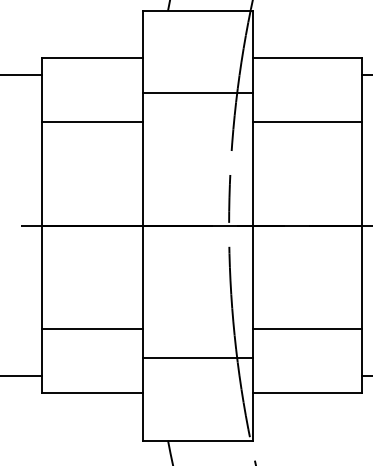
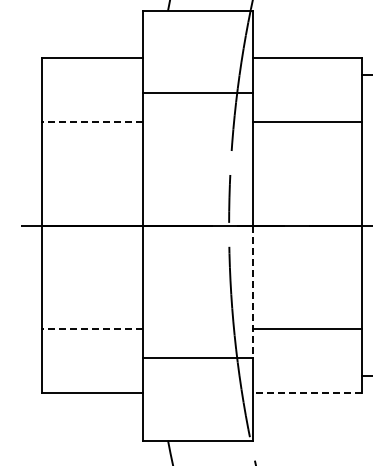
line: present -> none (21, 75)
line: solid -> dashed (92, 122)
line: solid -> dashed (253, 292)
line: solid -> dashed (92, 329)
line: present -> none (21, 376)
line: solid -> dashed (307, 393)
